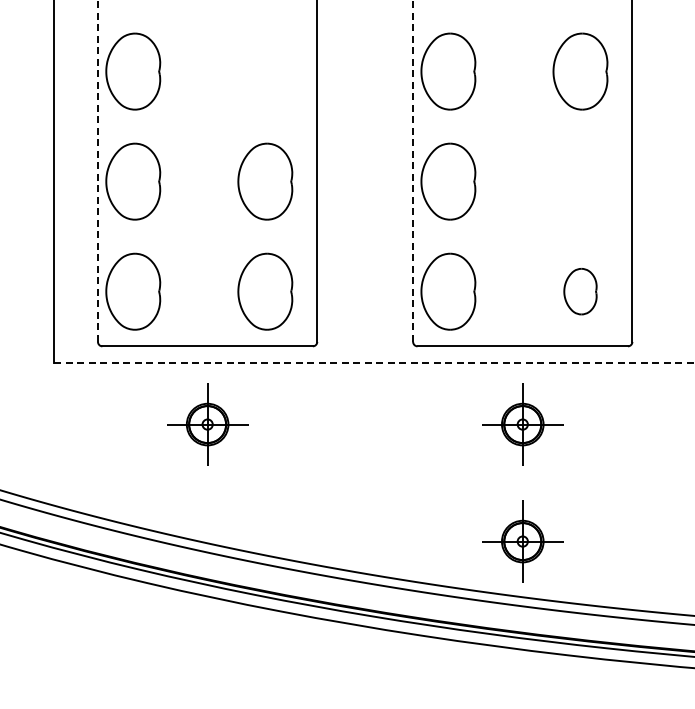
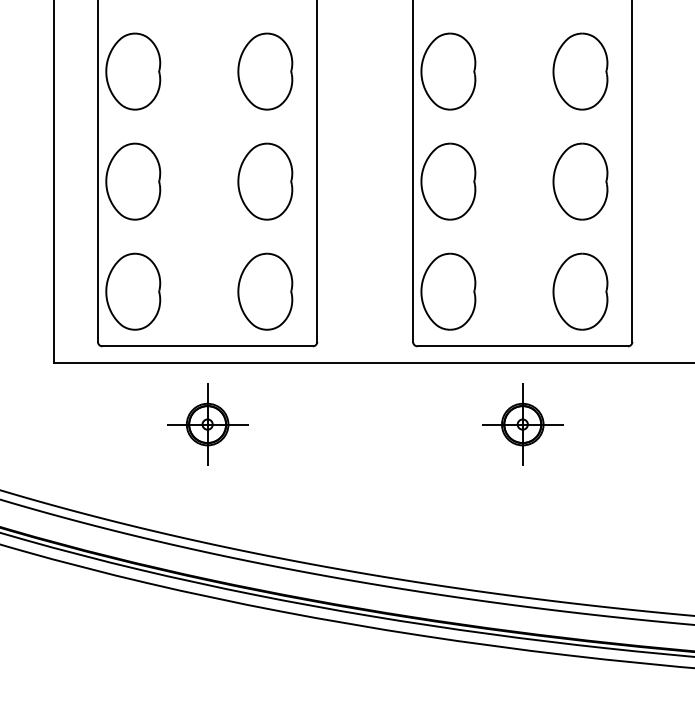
part: none -> present (265, 71)
line: dashed -> solid (98, 171)
line: dashed -> solid (413, 171)
part: none -> present (580, 181)
part size: 35x48 px -> 57x79 px (580, 291)
line: dashed -> solid (374, 362)
part: present -> none (522, 541)
